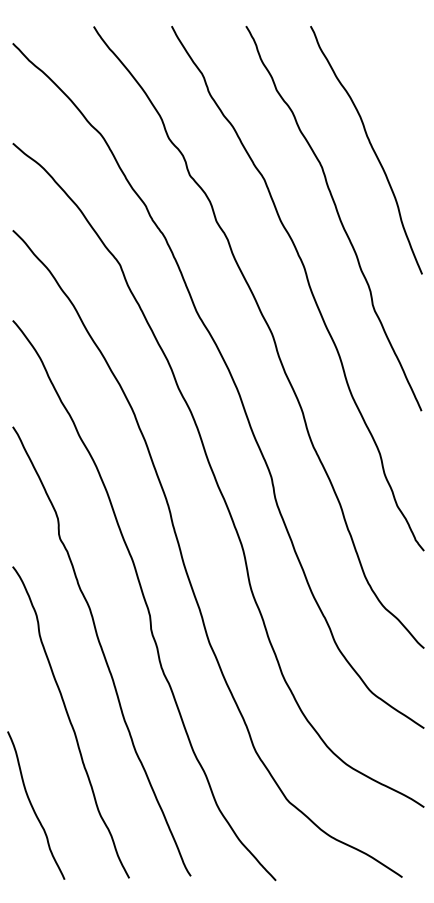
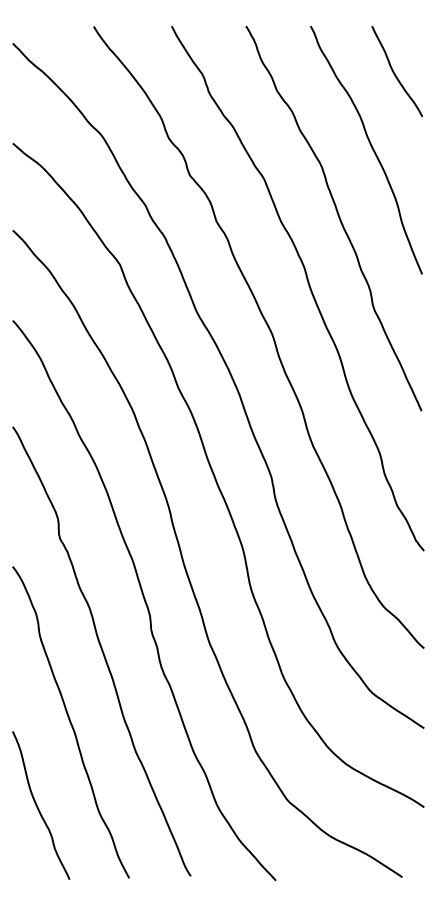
curve: none -> present (394, 71)
curve position: (33, 806) -> (38, 806) (38, 806)
